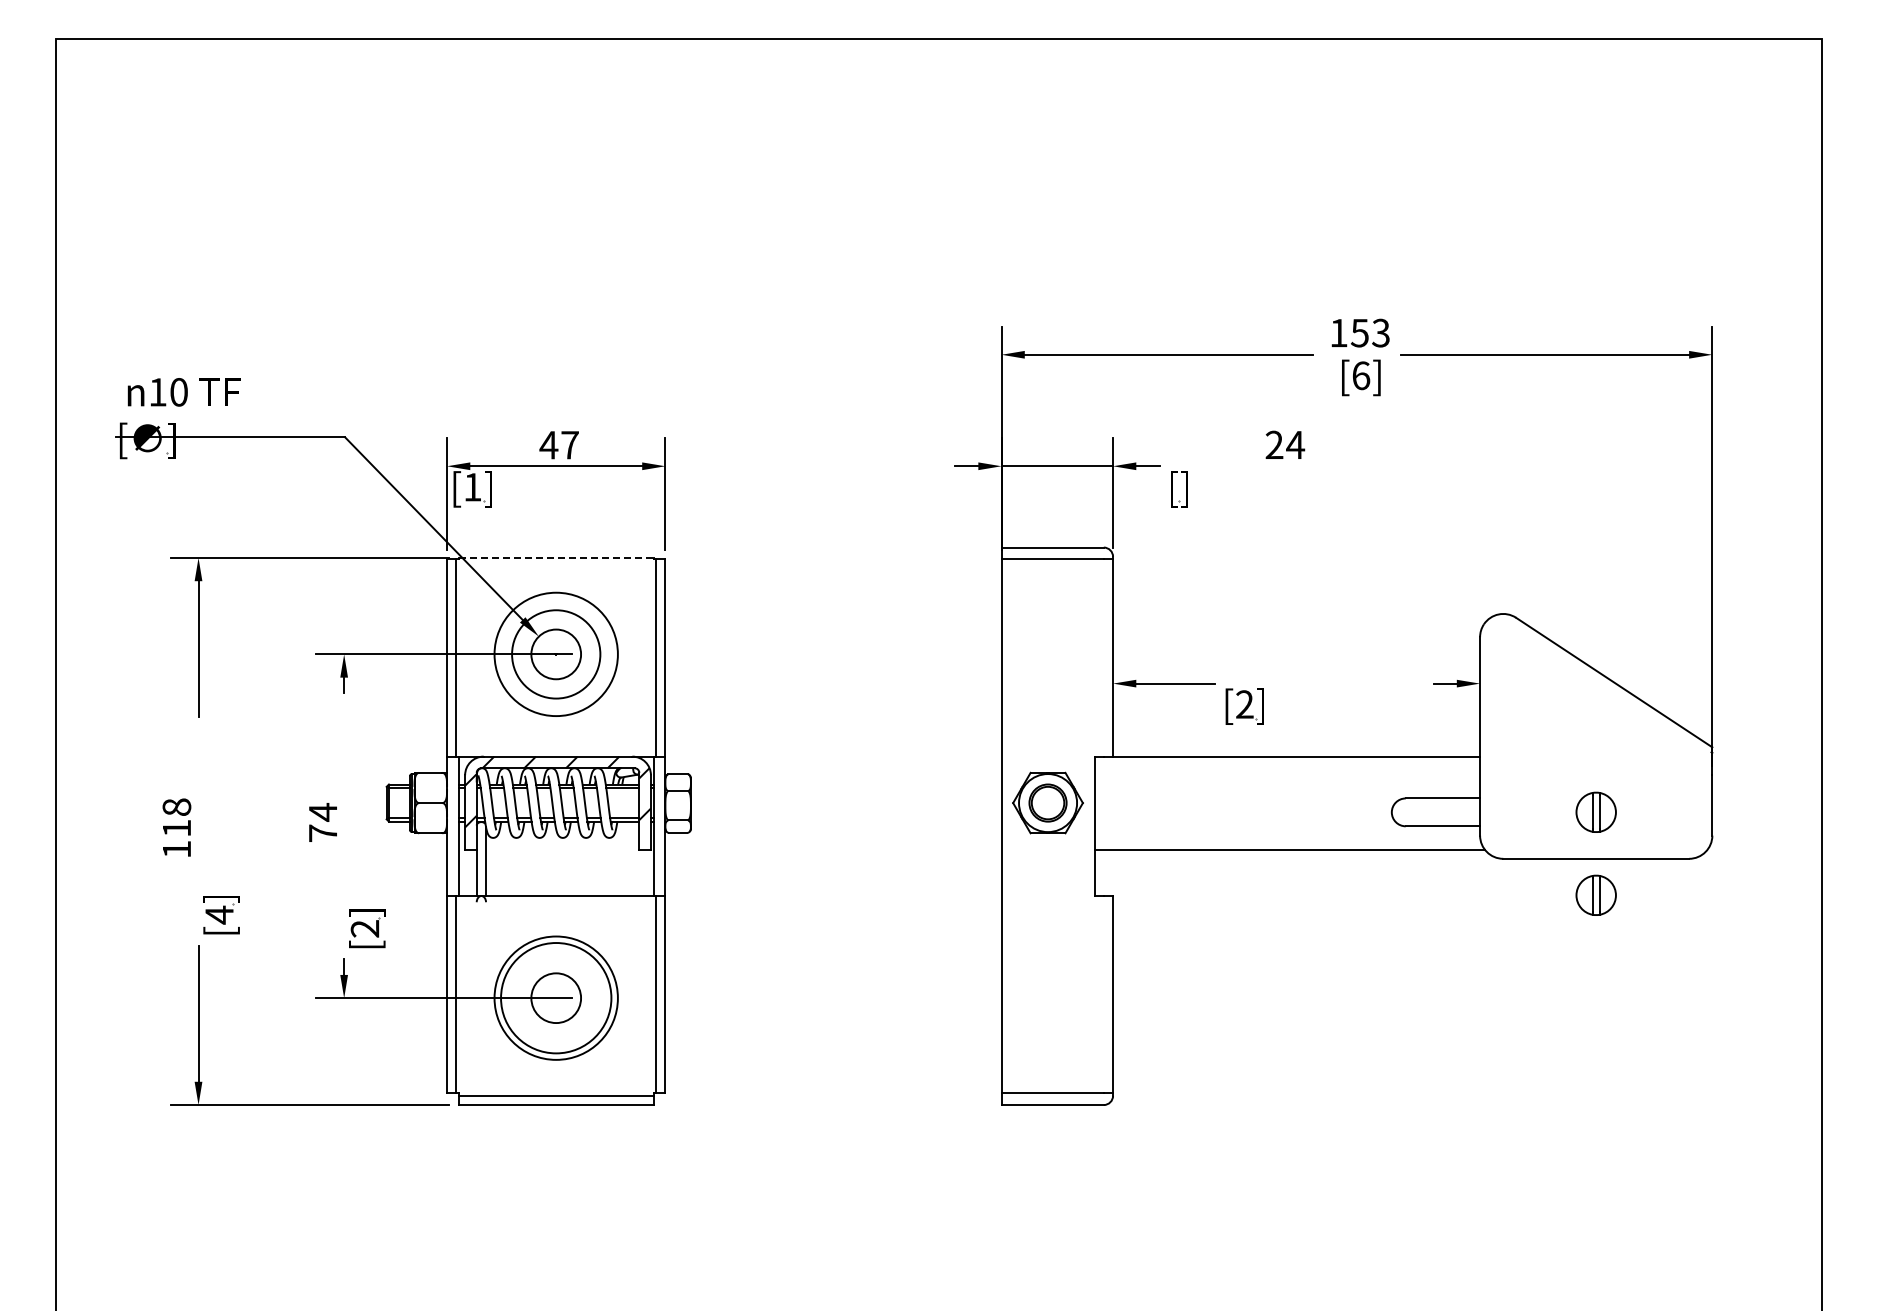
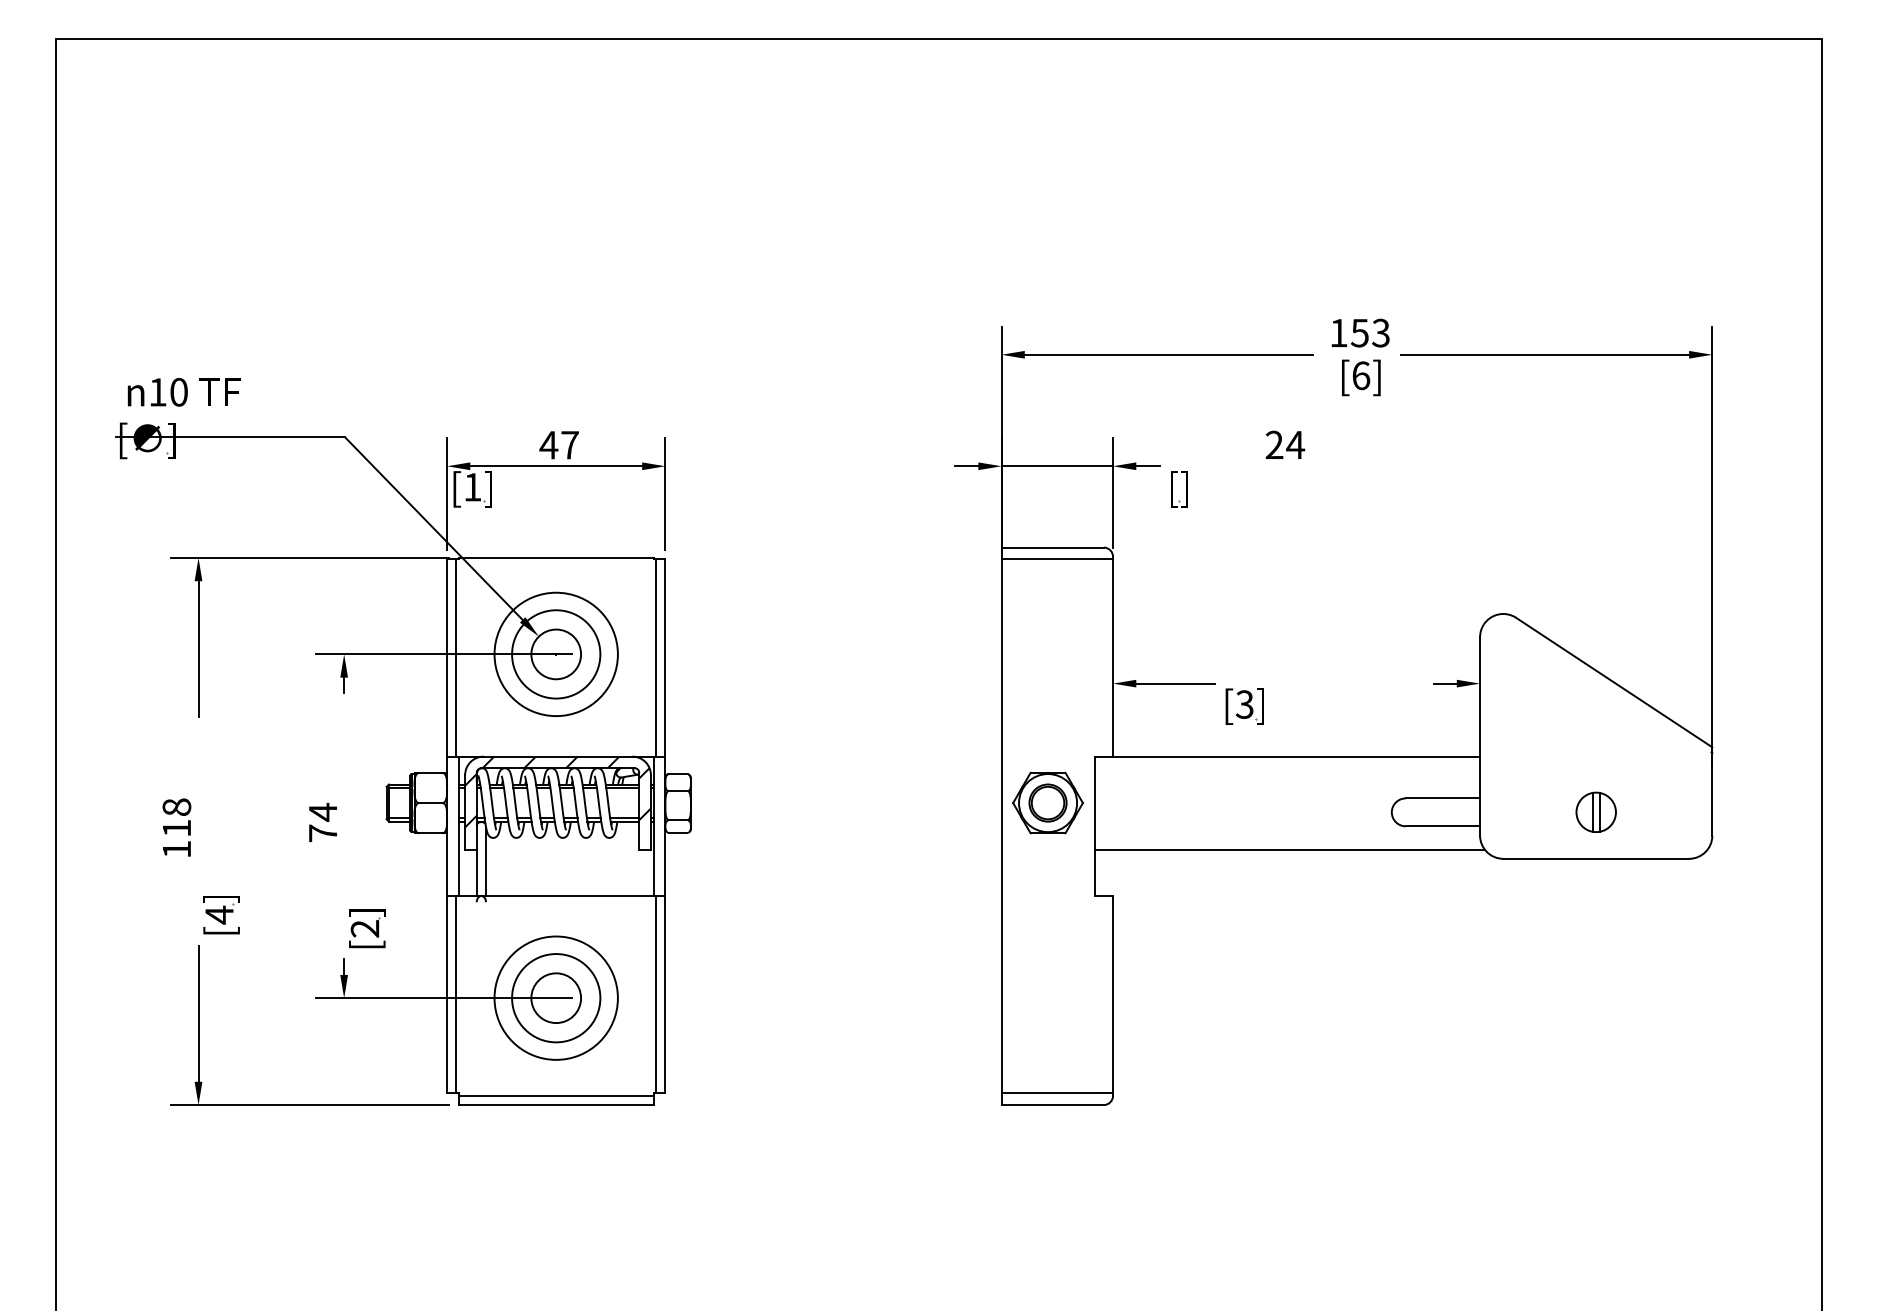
line: dashed -> solid (556, 557)
text: [2 -> [3 (1244, 704)
part: present -> none (1595, 894)
circle diameter: 110 px -> 88 px (556, 998)
